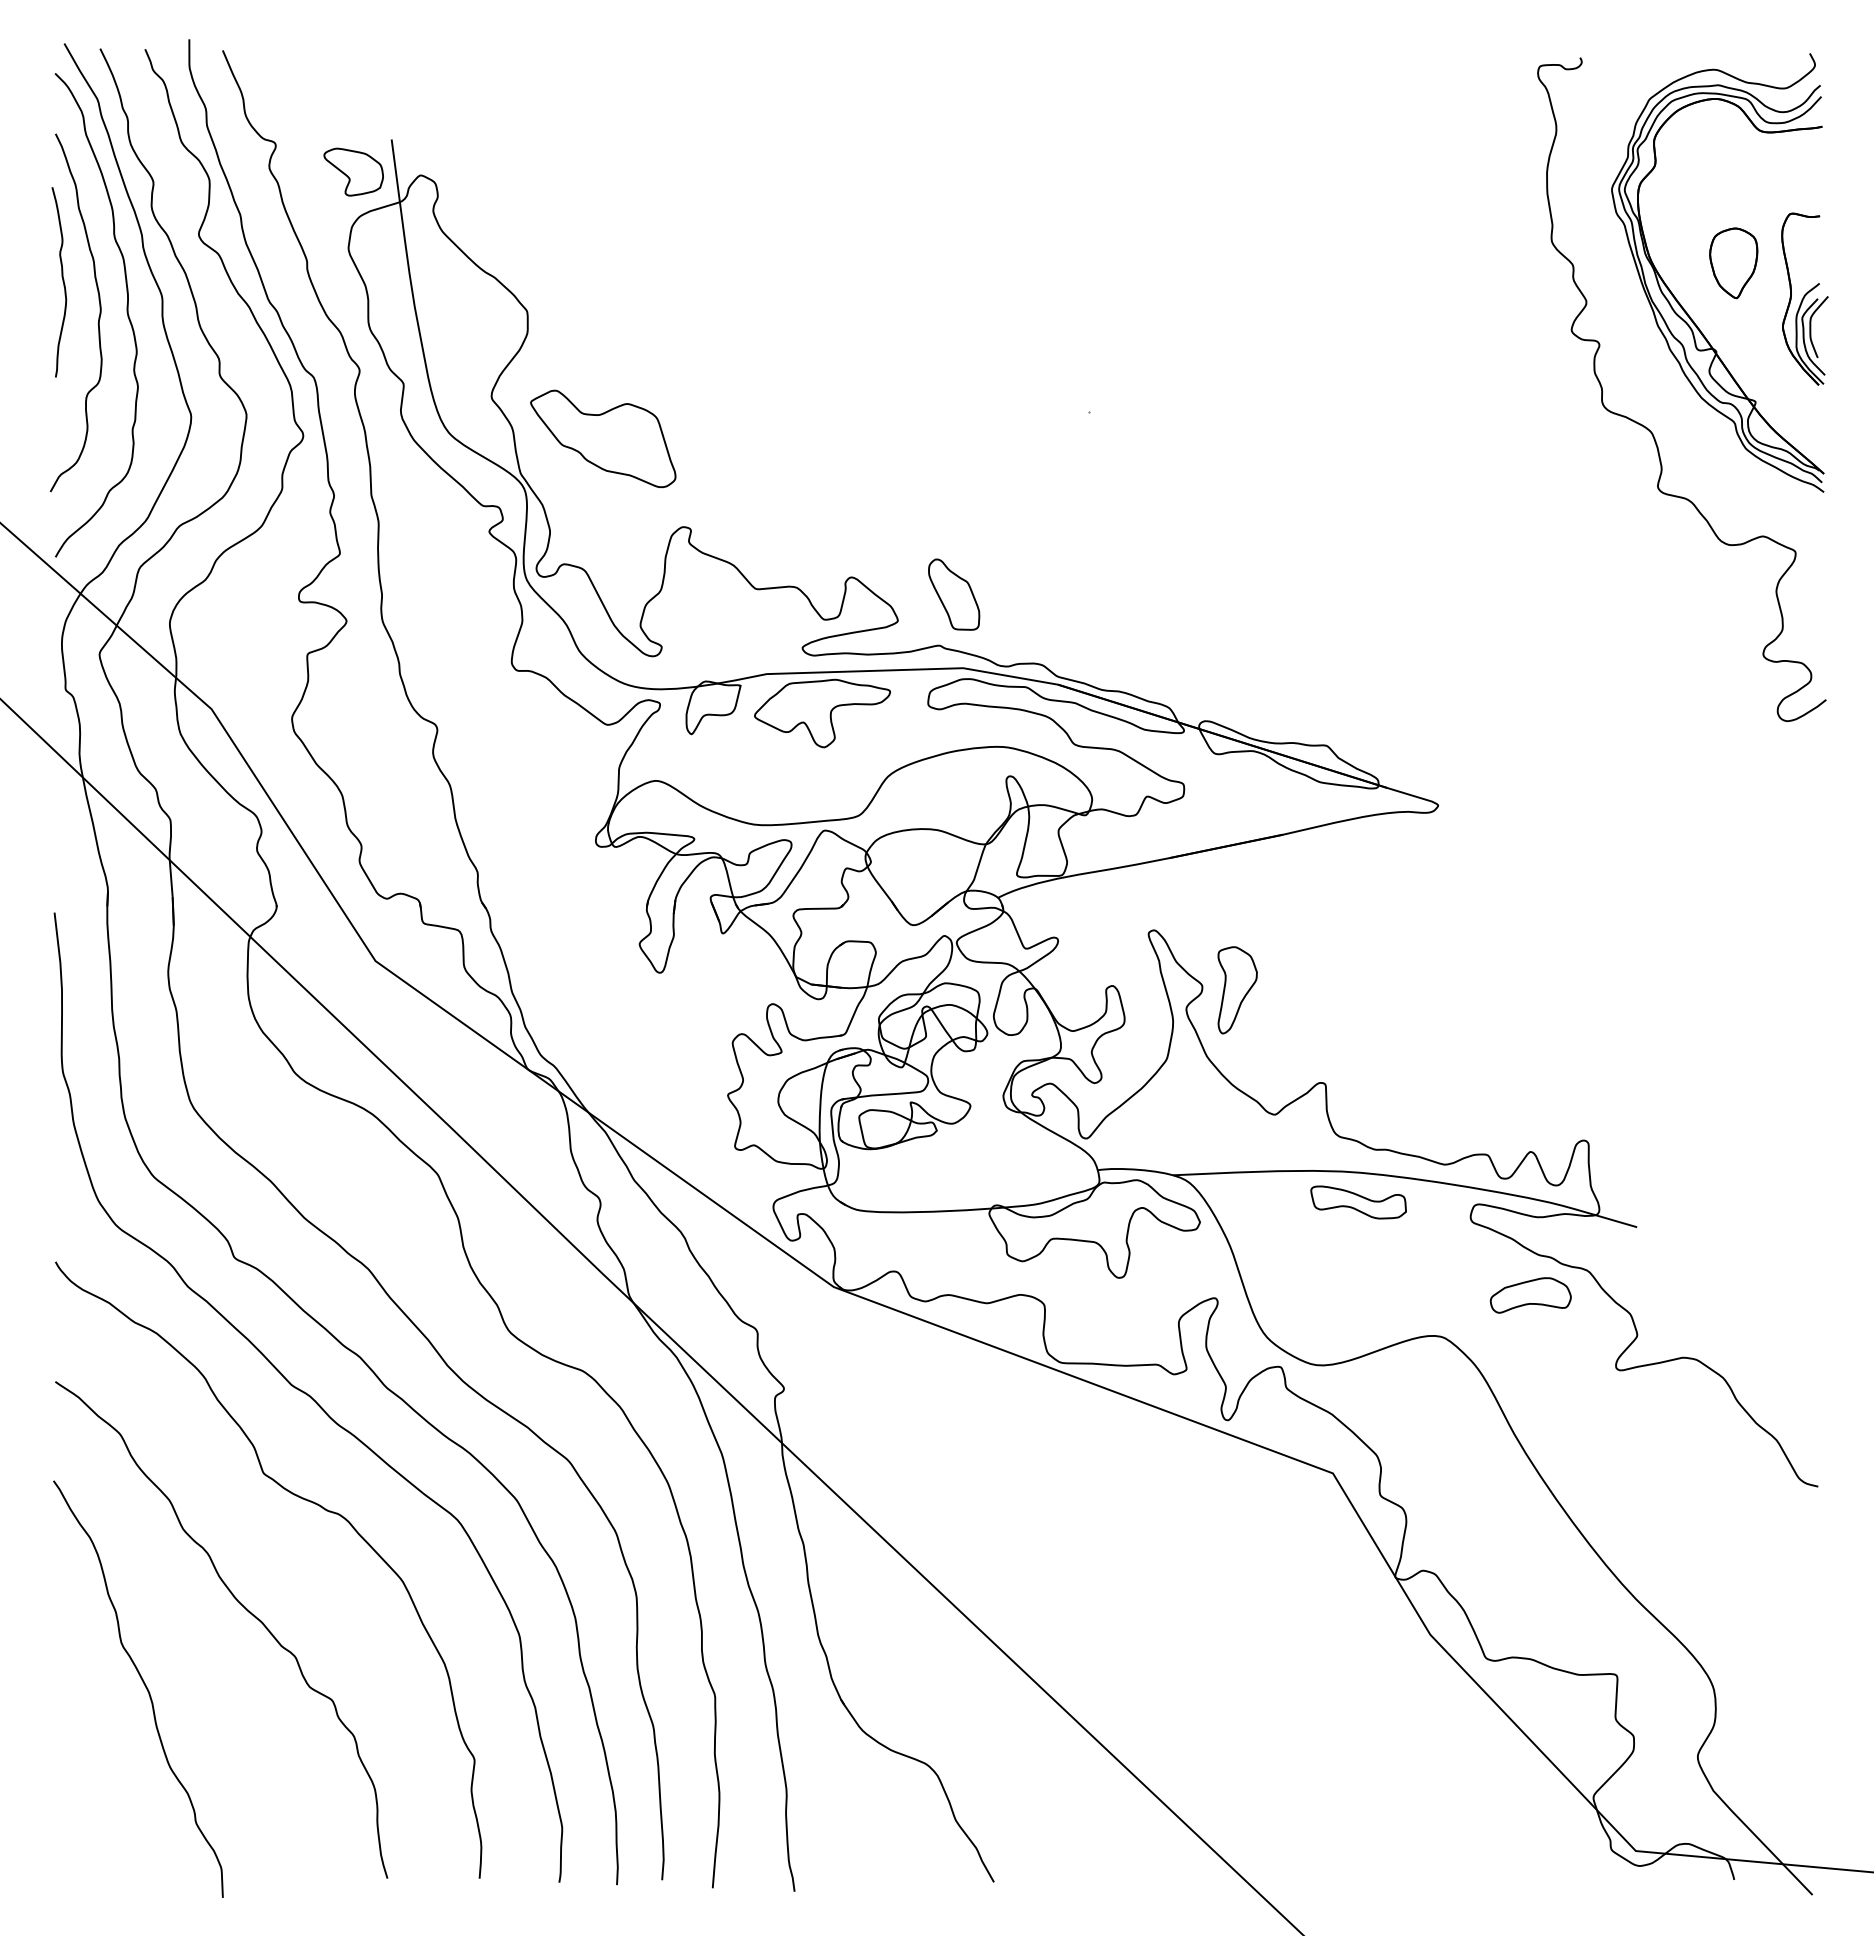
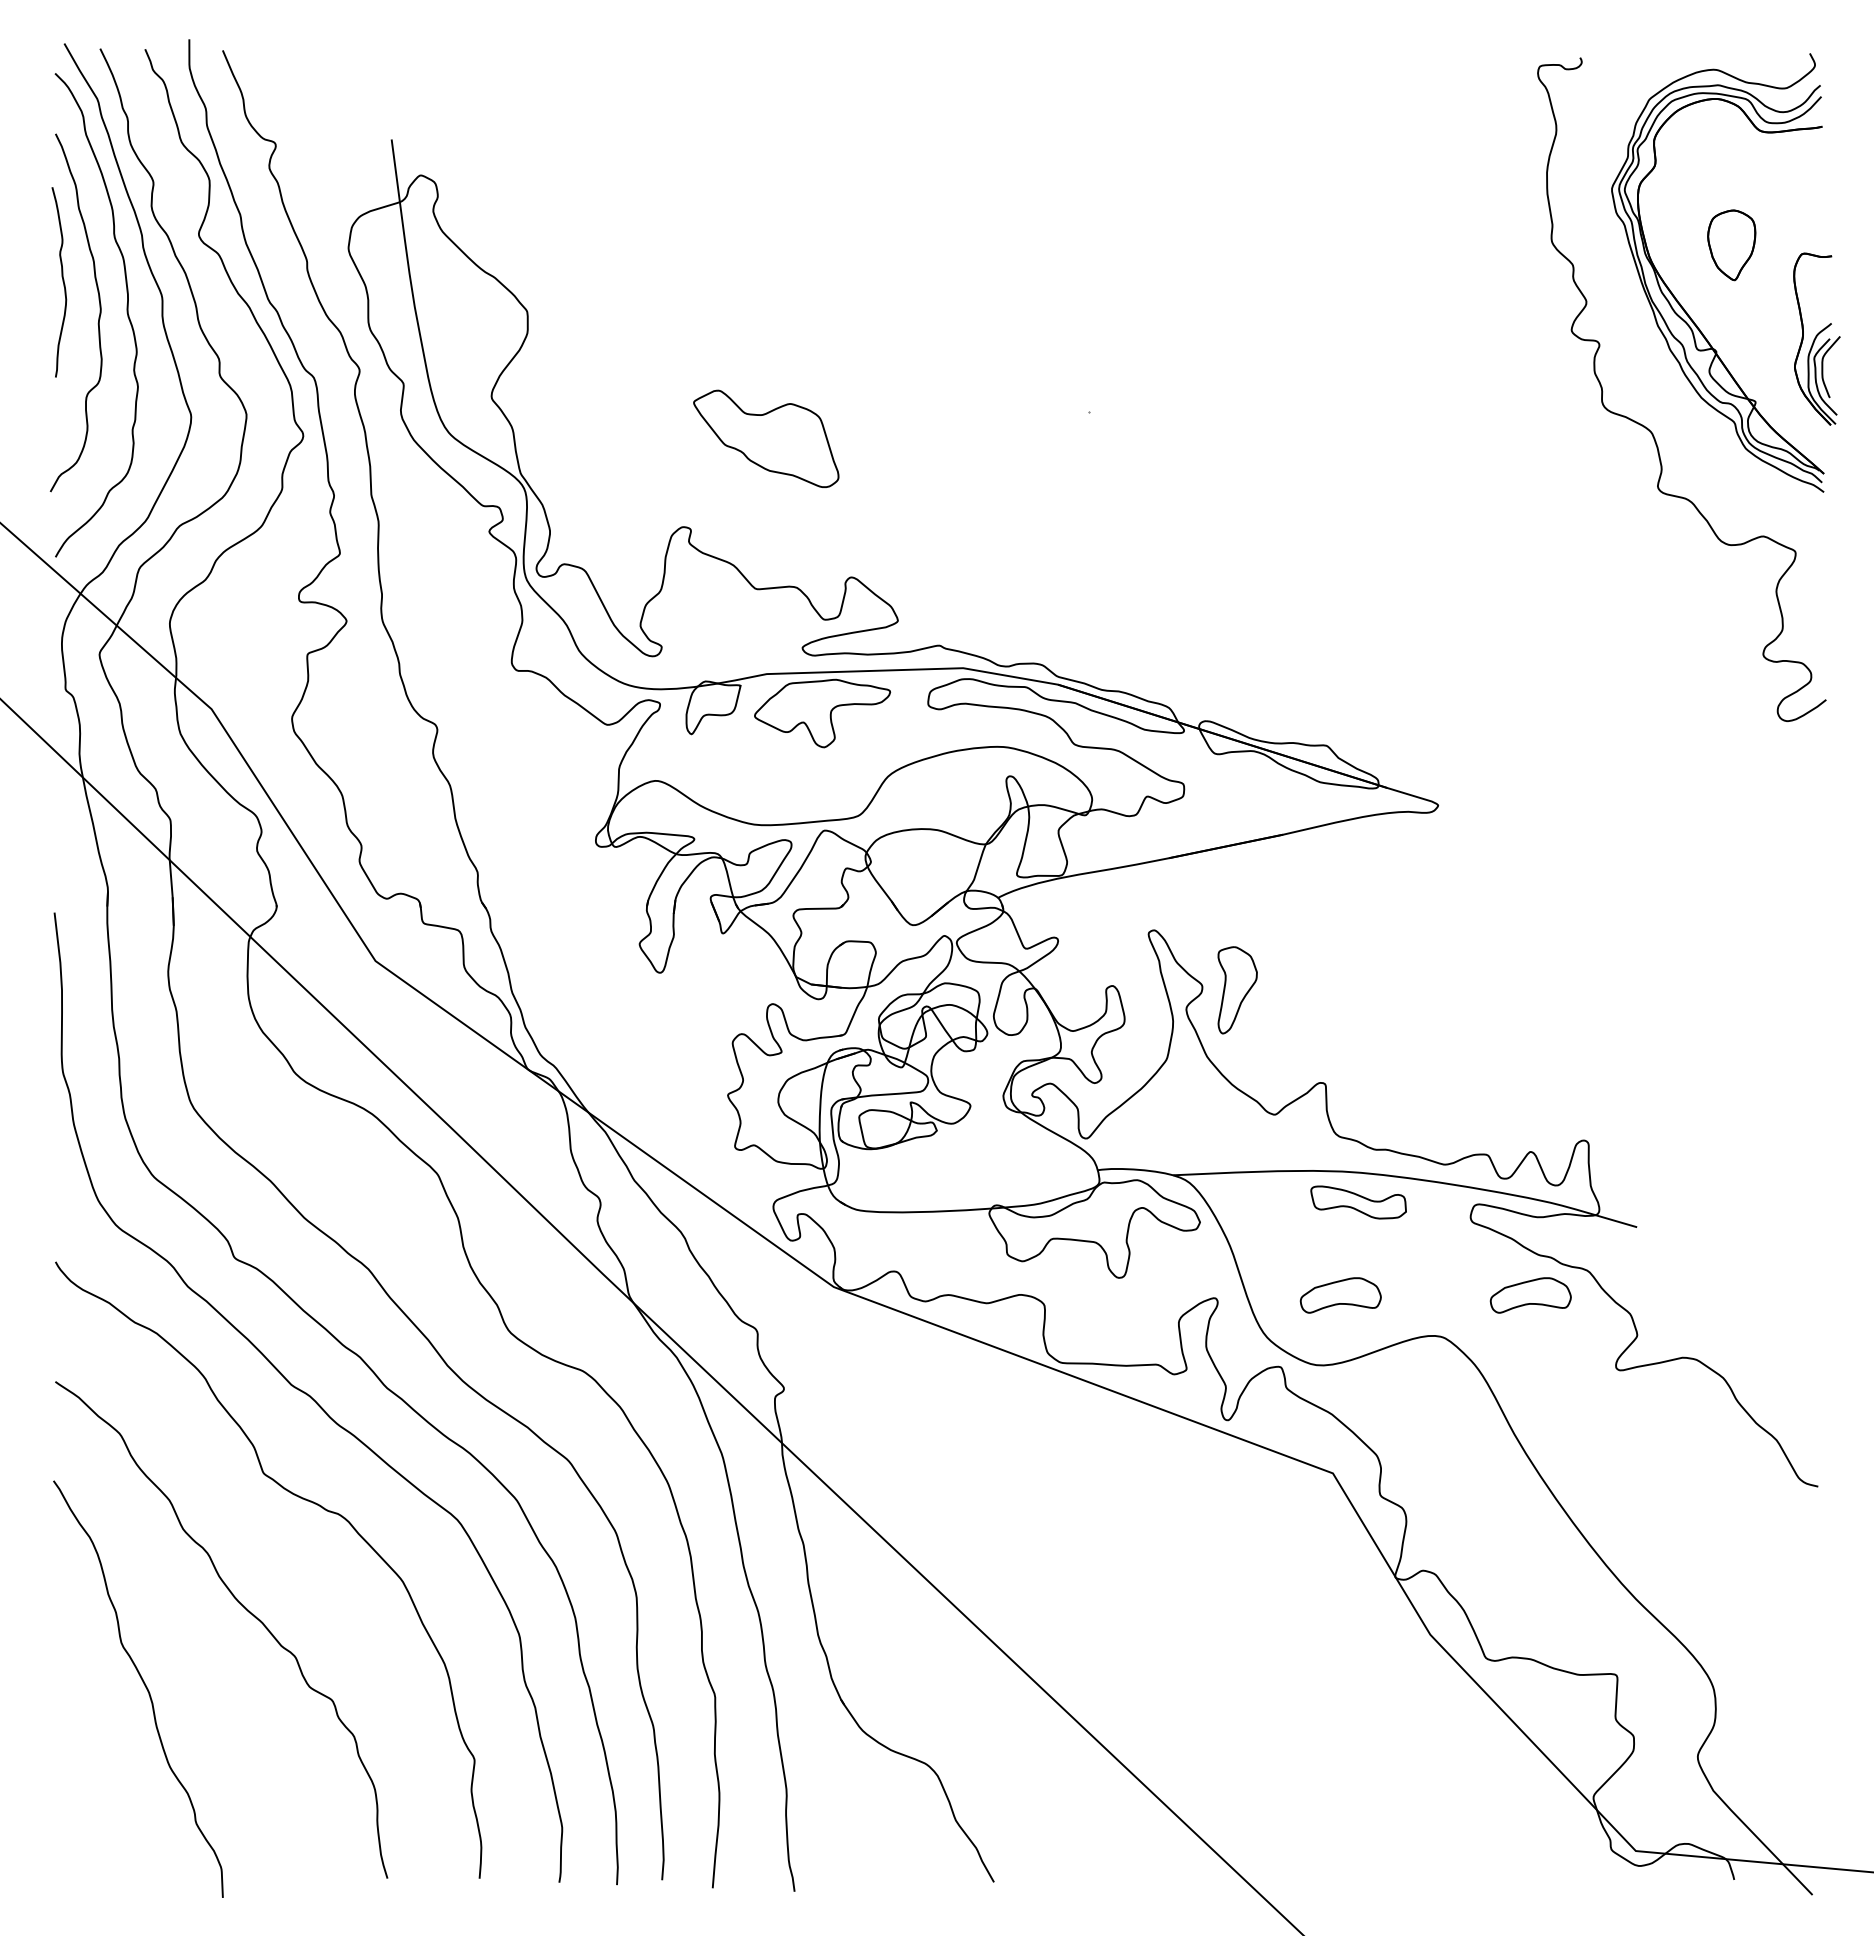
part: present -> none (353, 171)
part position: (1733, 263) -> (1731, 245) (1731, 245)
part position: (1804, 298) -> (1816, 338) (1816, 338)
part position: (603, 438) -> (766, 438) (766, 438)
part: present -> none (954, 594)
part: none -> present (1340, 1295)
